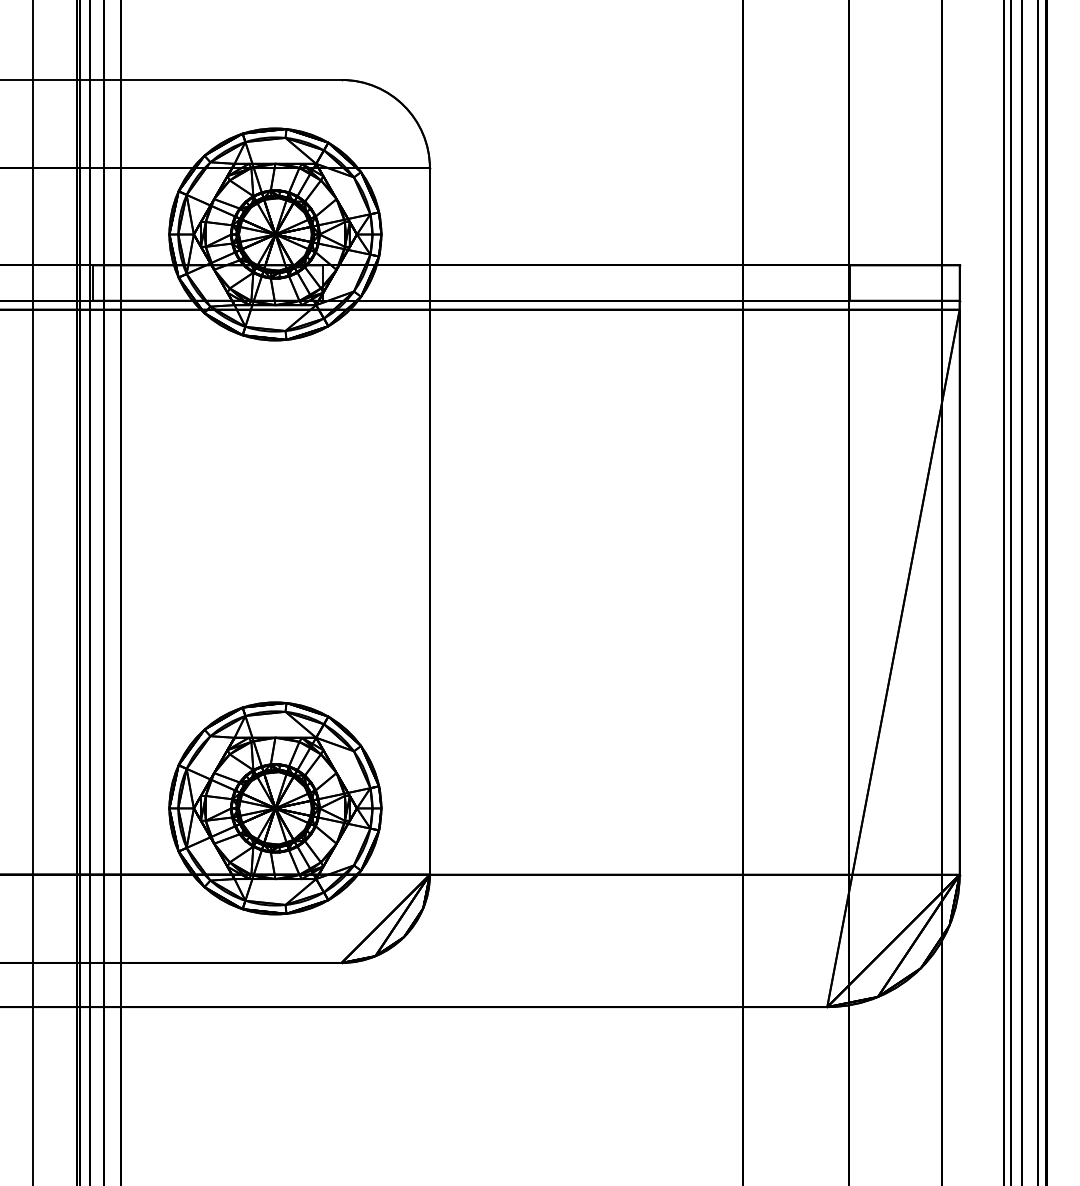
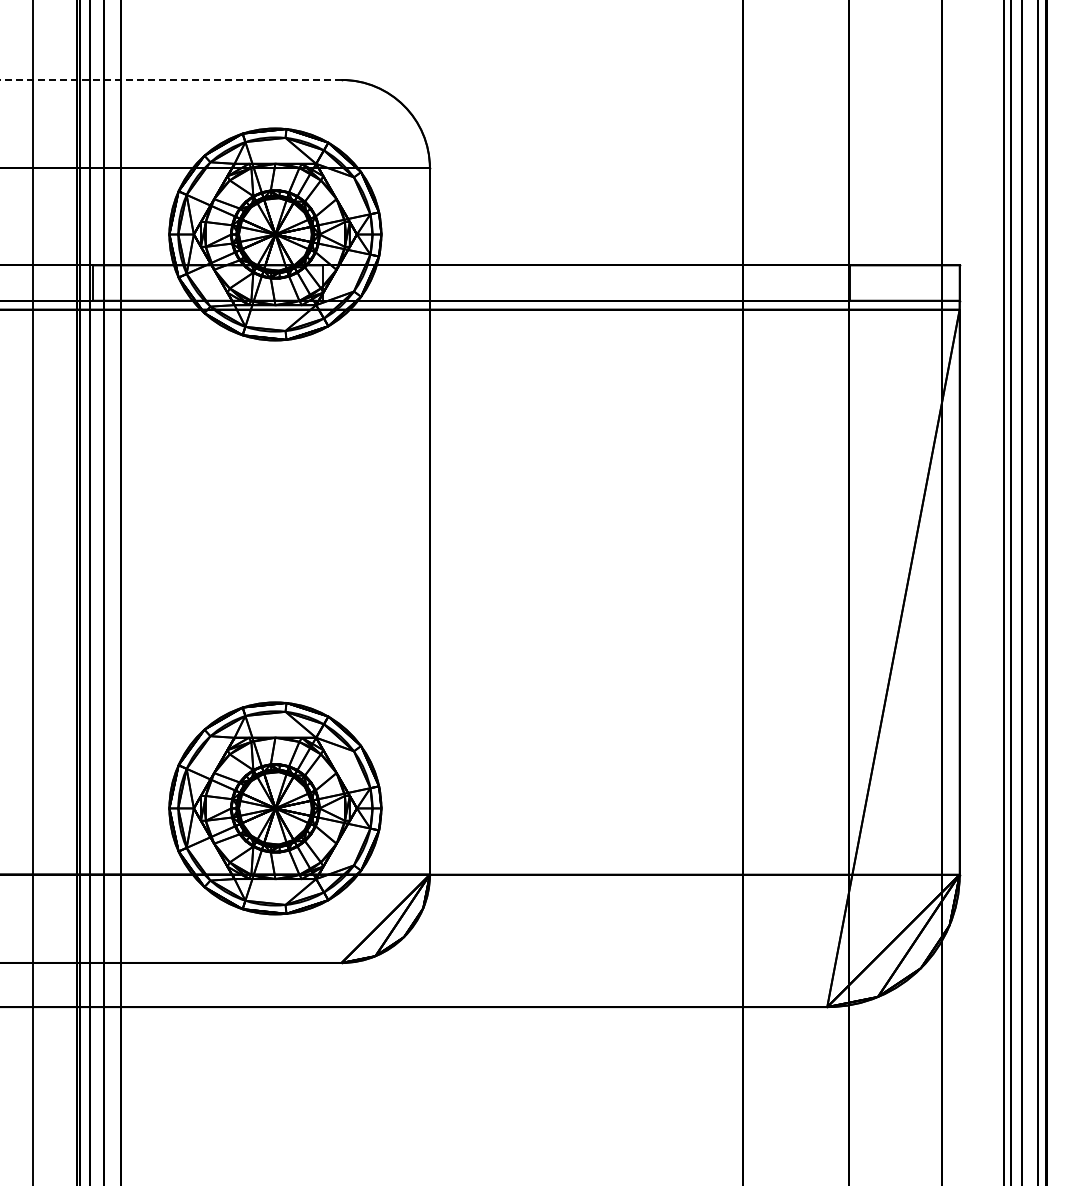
line: solid -> dashed (170, 79)
